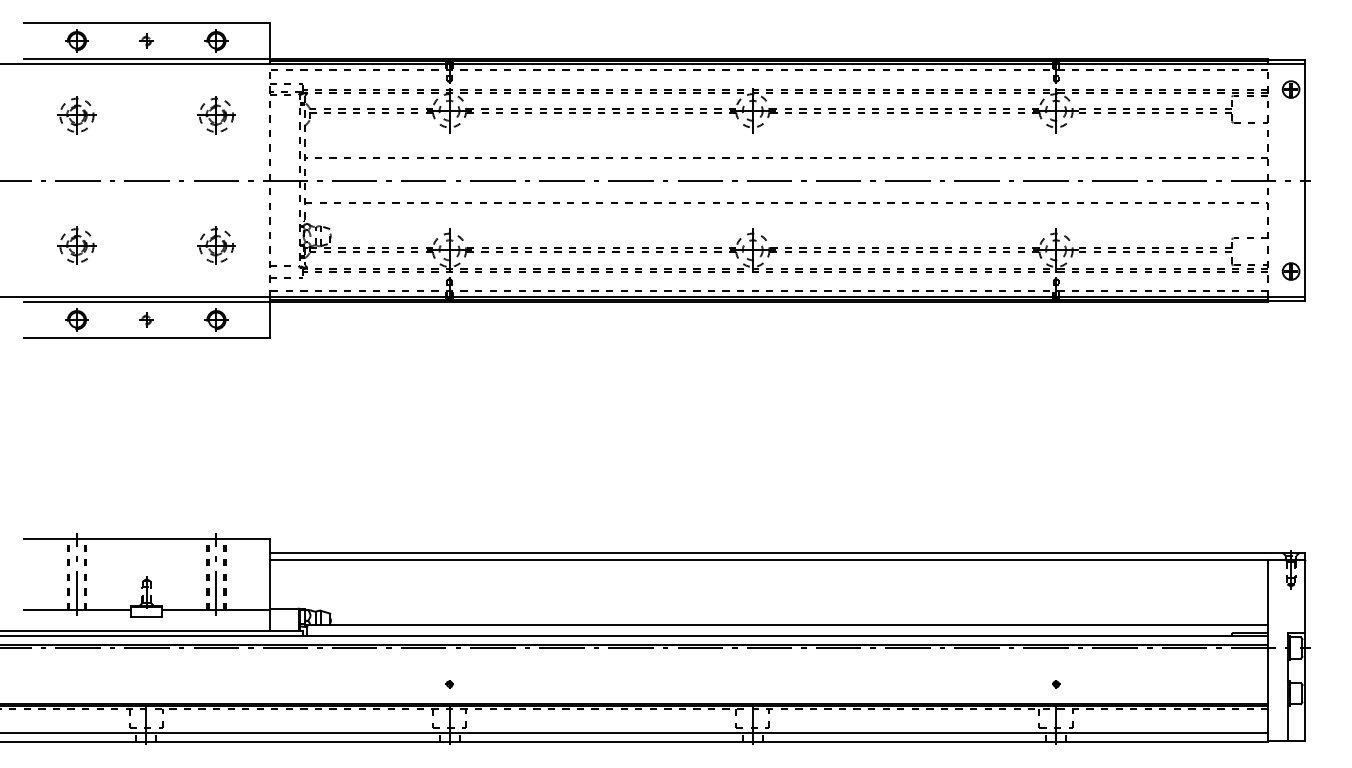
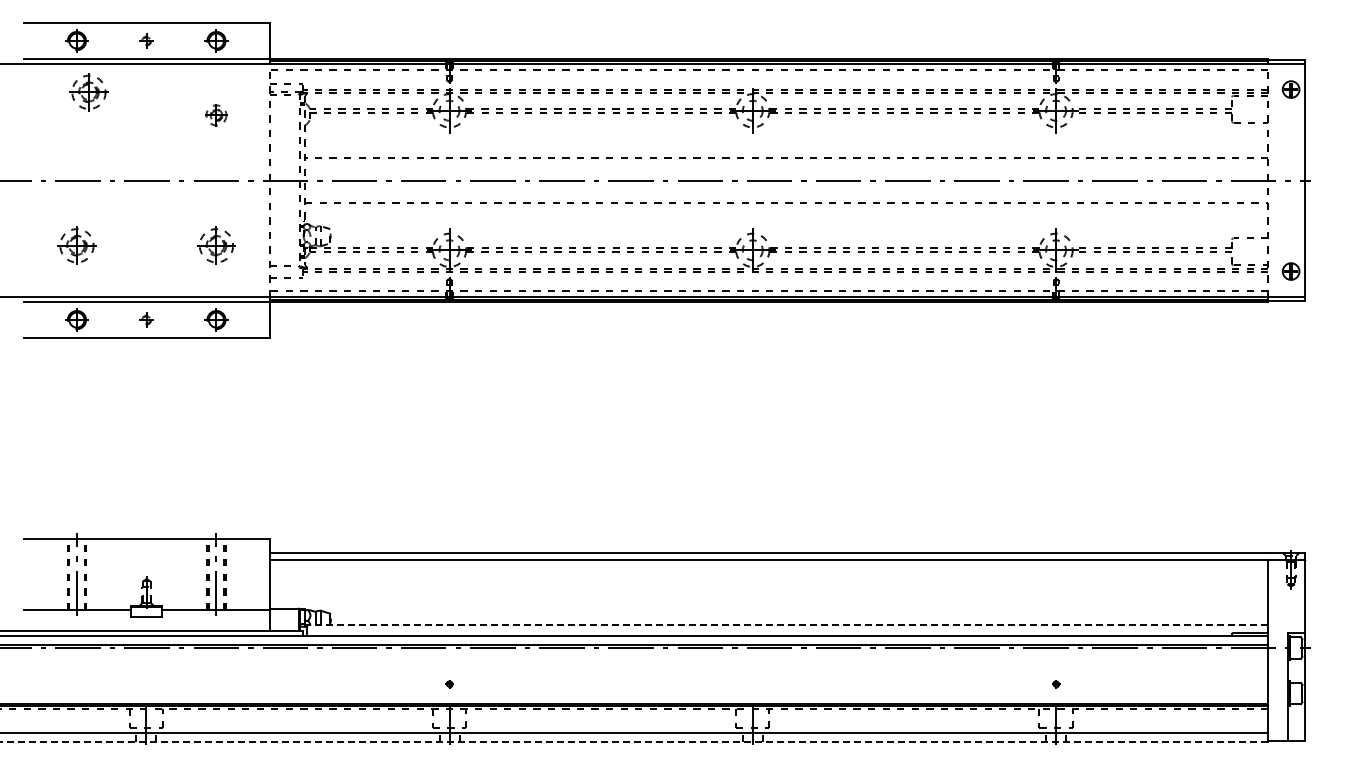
part position: (76, 115) -> (88, 92) (88, 92)
part size: 39x39 px -> 23x23 px (216, 115)
line: solid -> dashed (786, 625)
line: solid -> dashed (634, 742)
